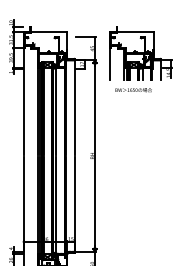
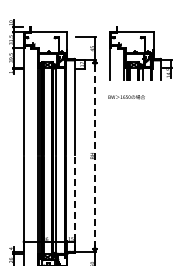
text position: (133, 90) -> (126, 97) (126, 97)
line: solid -> dashed (94, 155)
line: solid -> dashed (74, 204)
